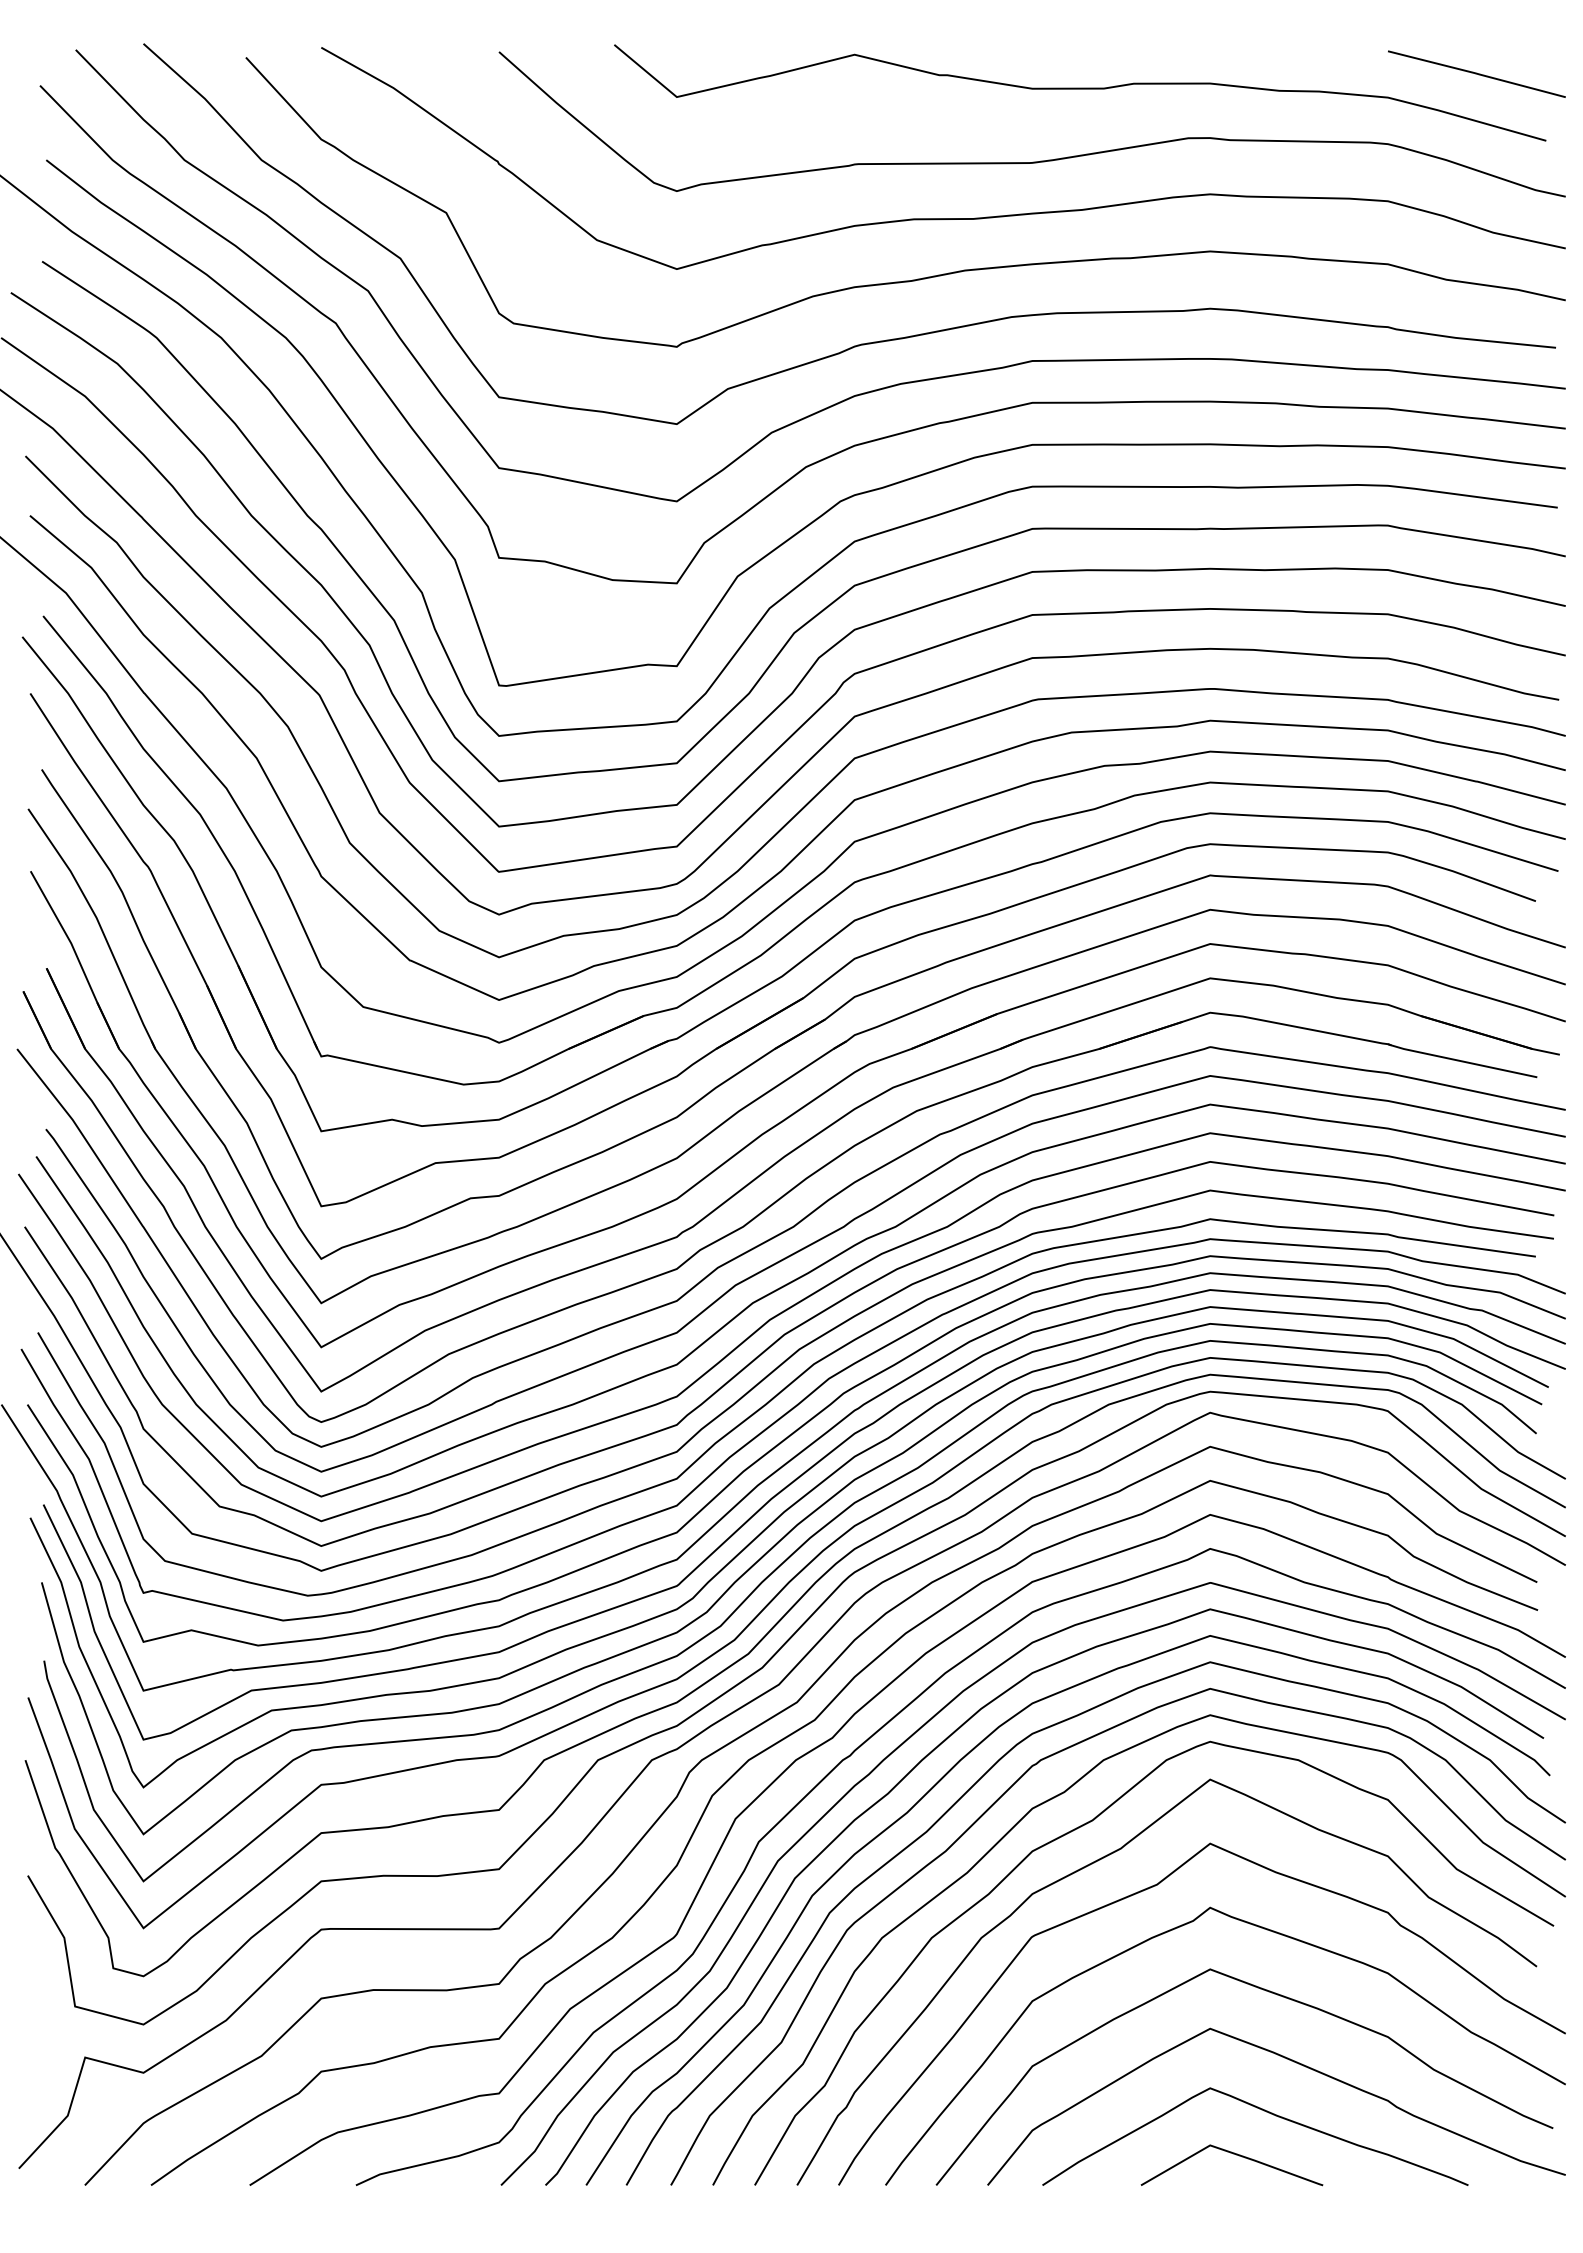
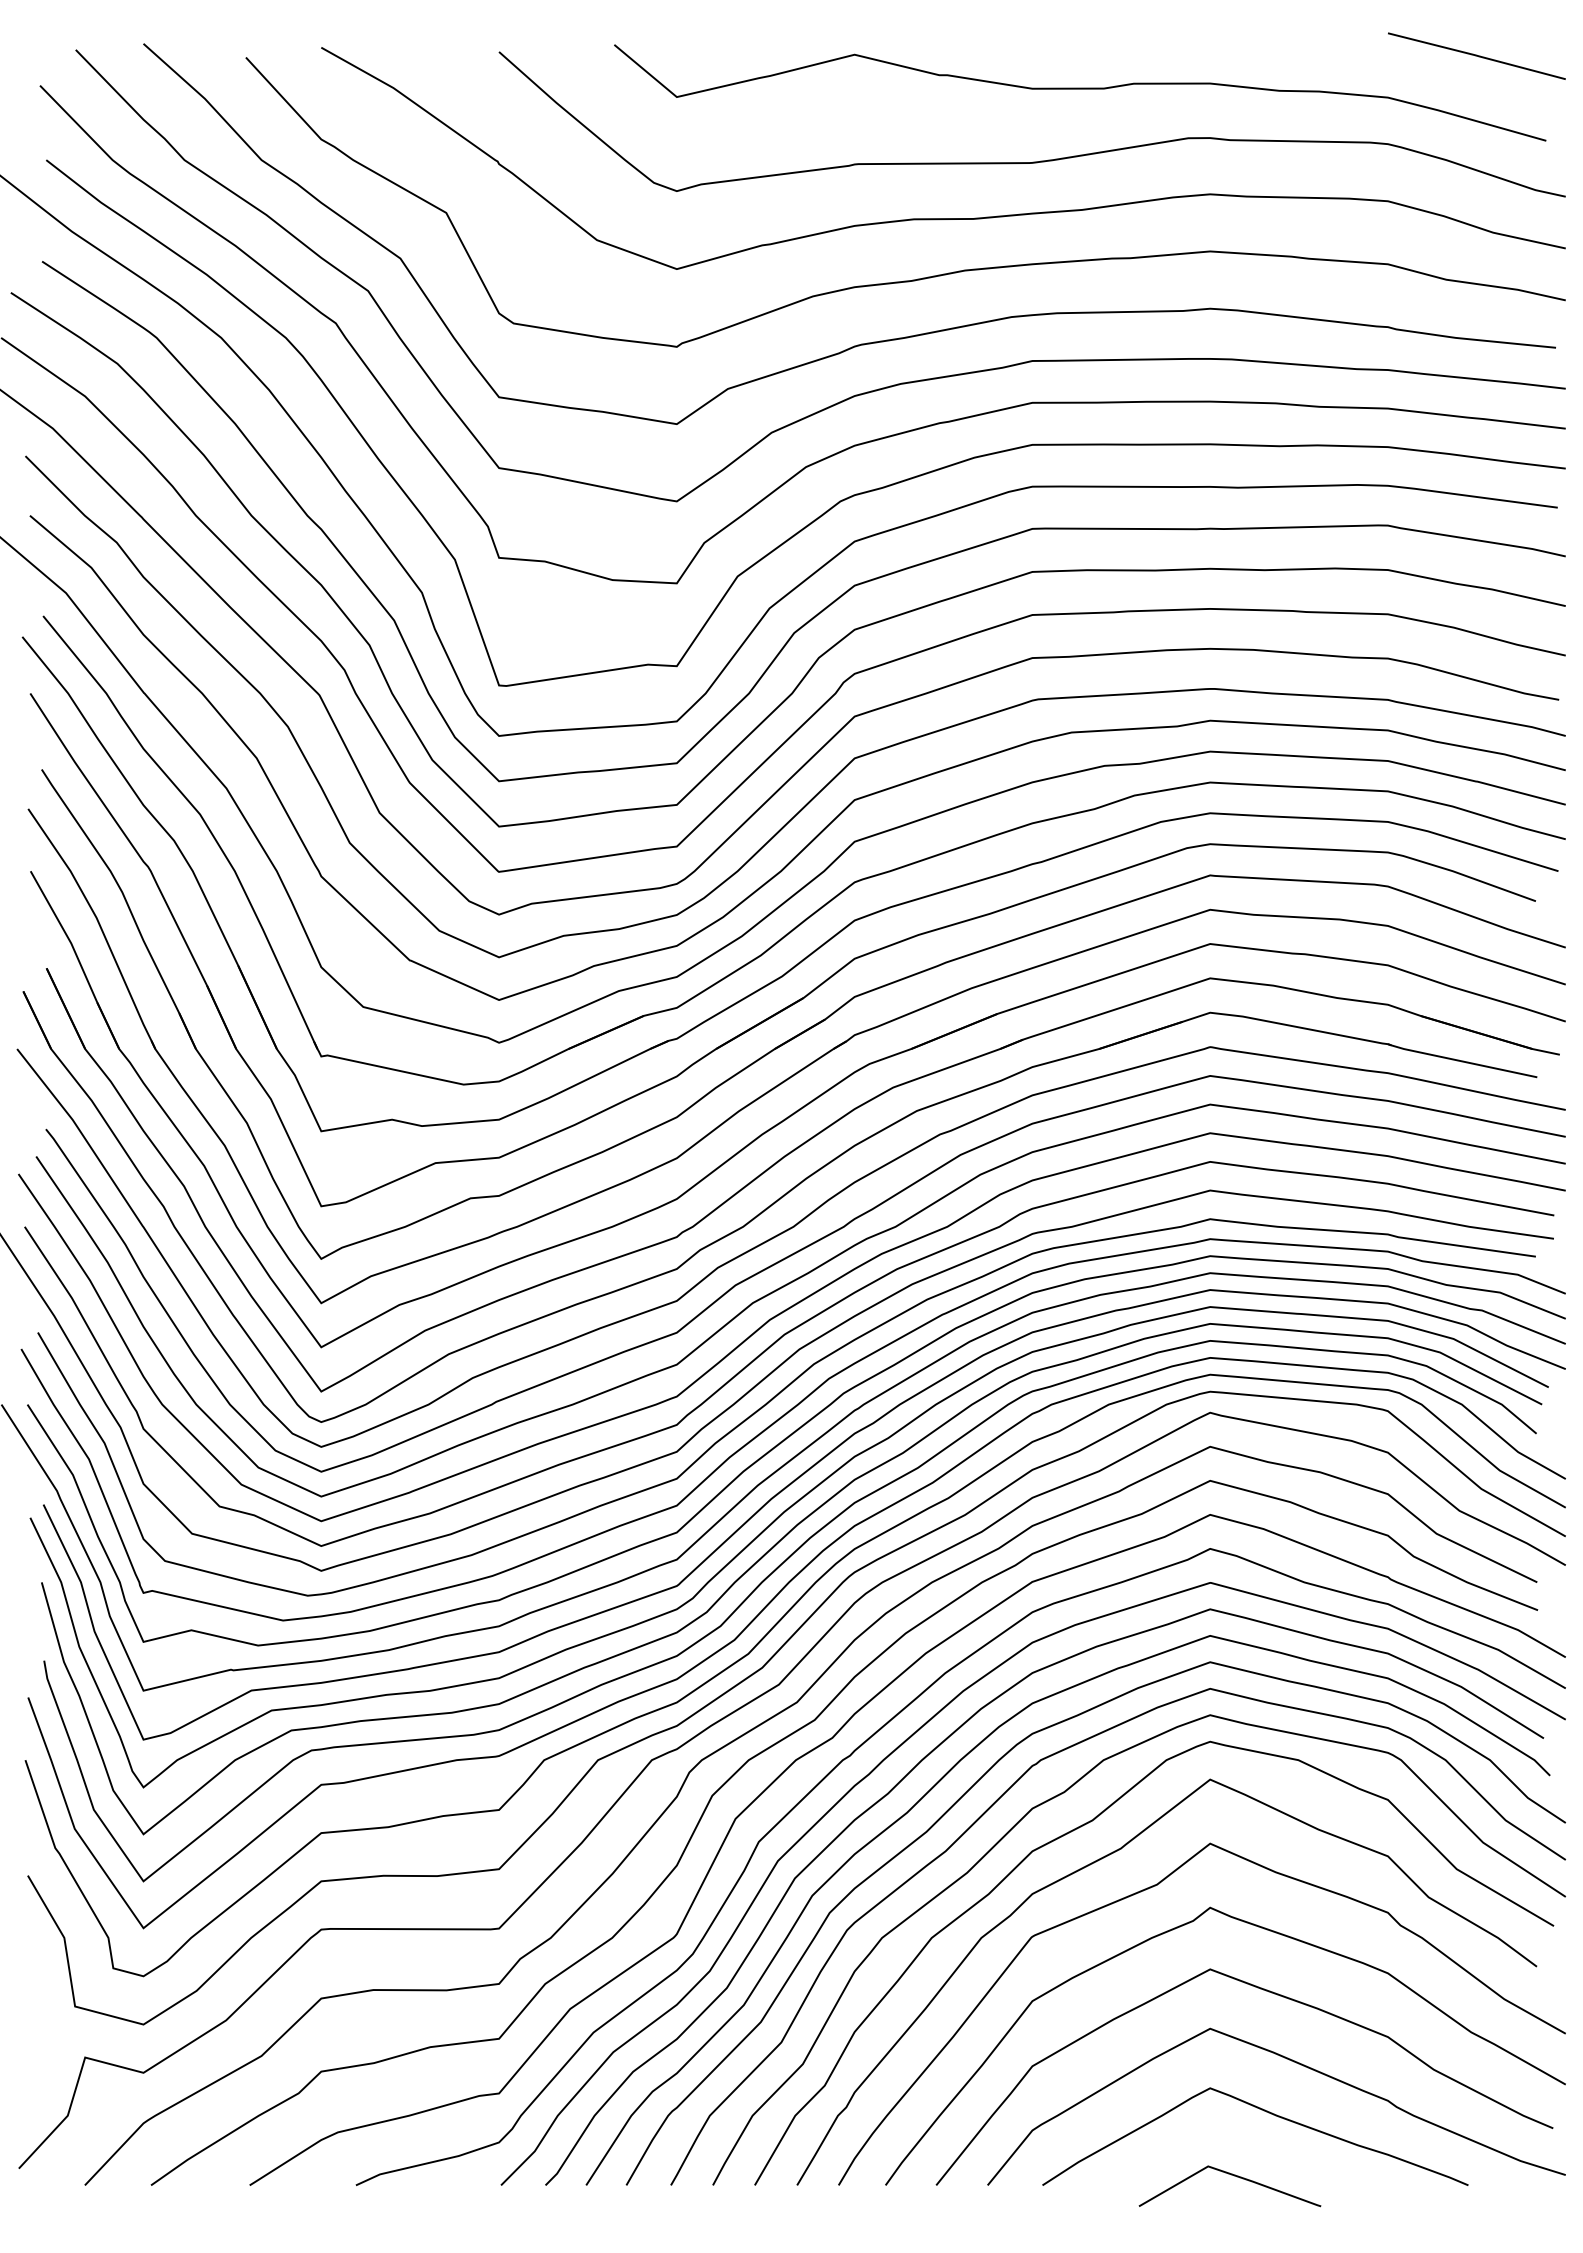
line position: (1476, 73) -> (1476, 55) (1476, 55)
line position: (1233, 2154) -> (1231, 2175) (1231, 2175)
